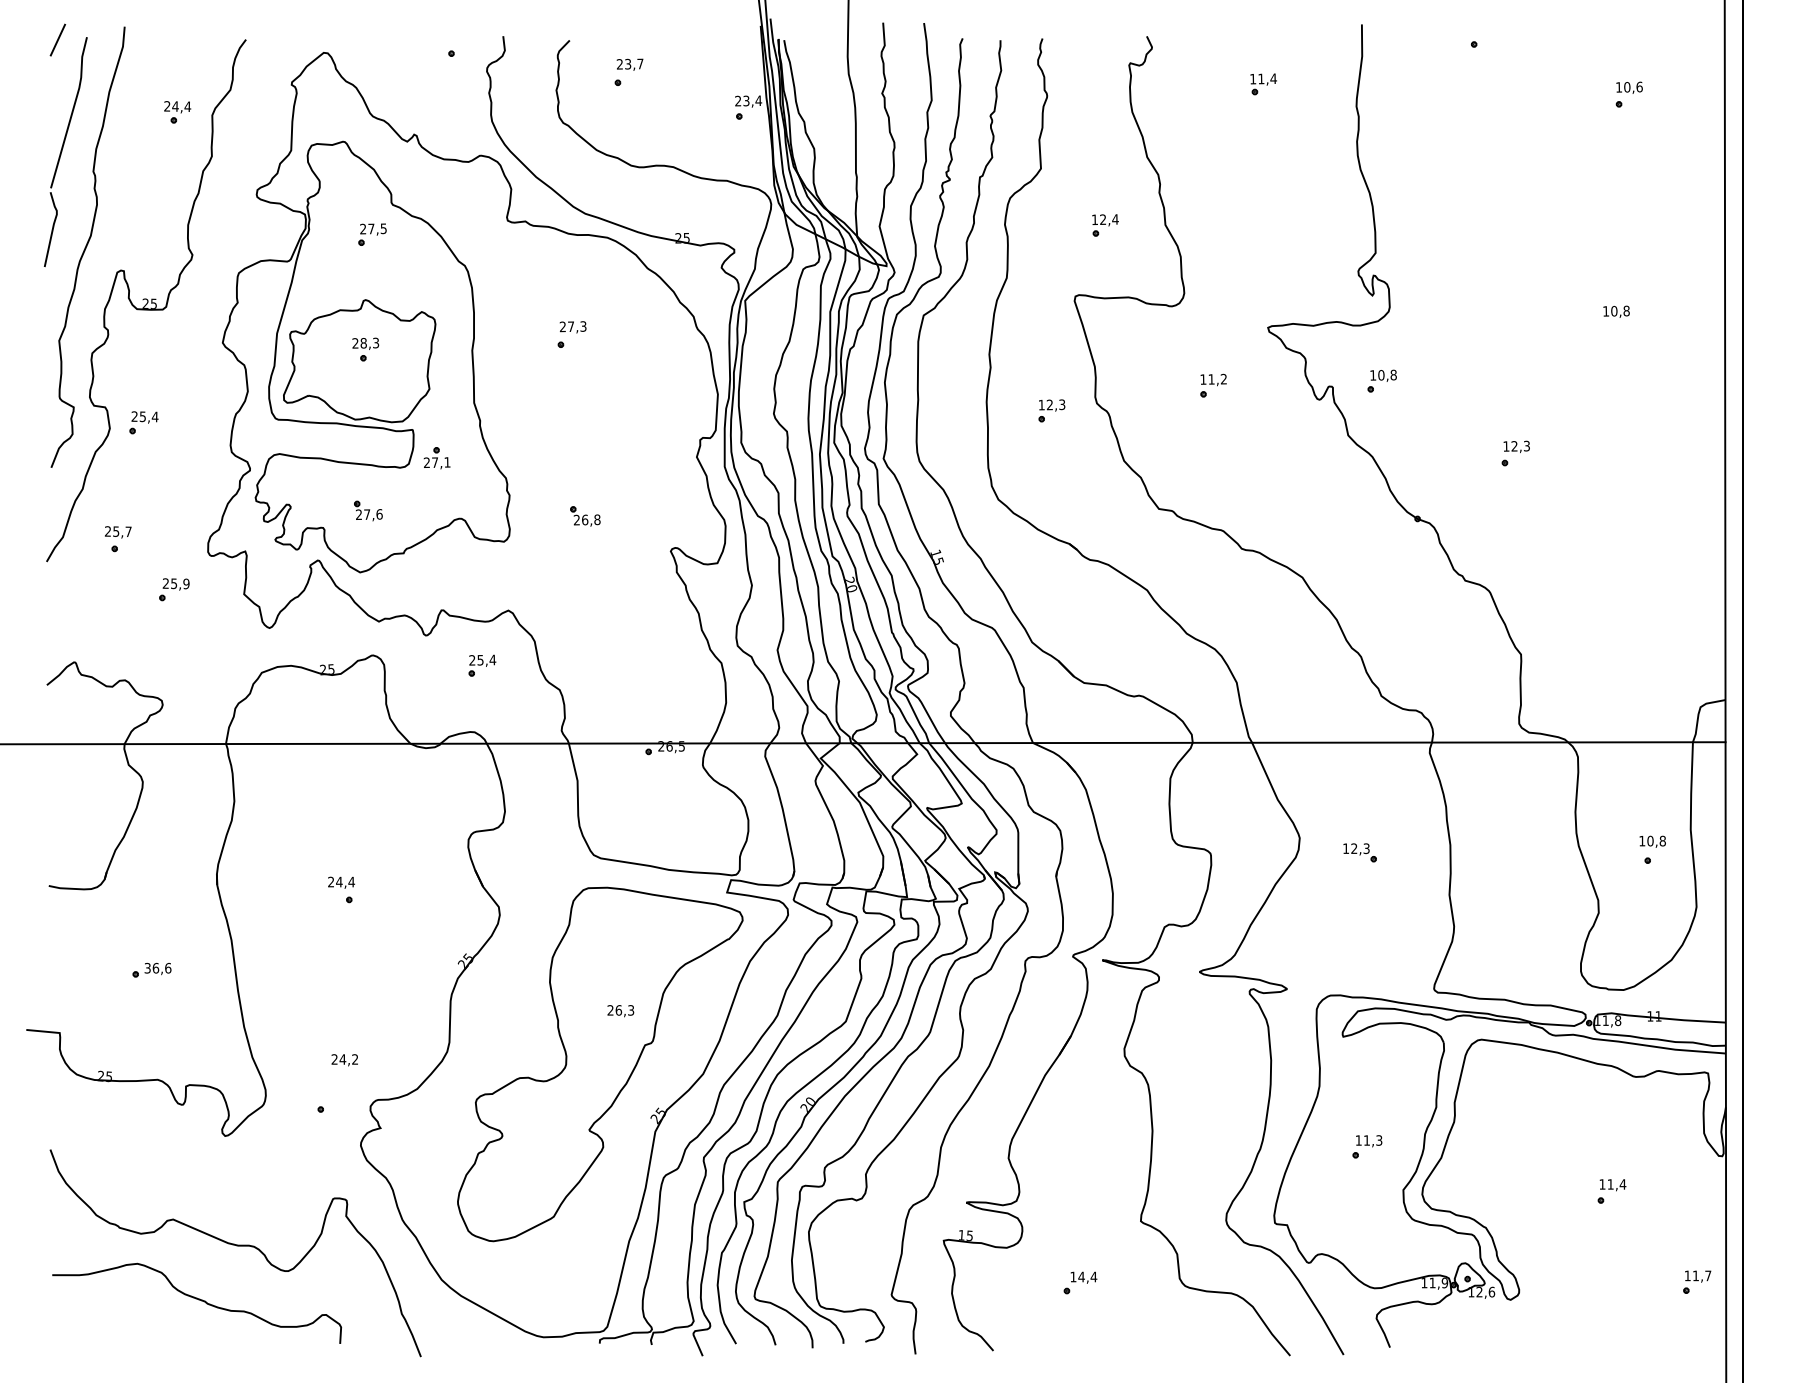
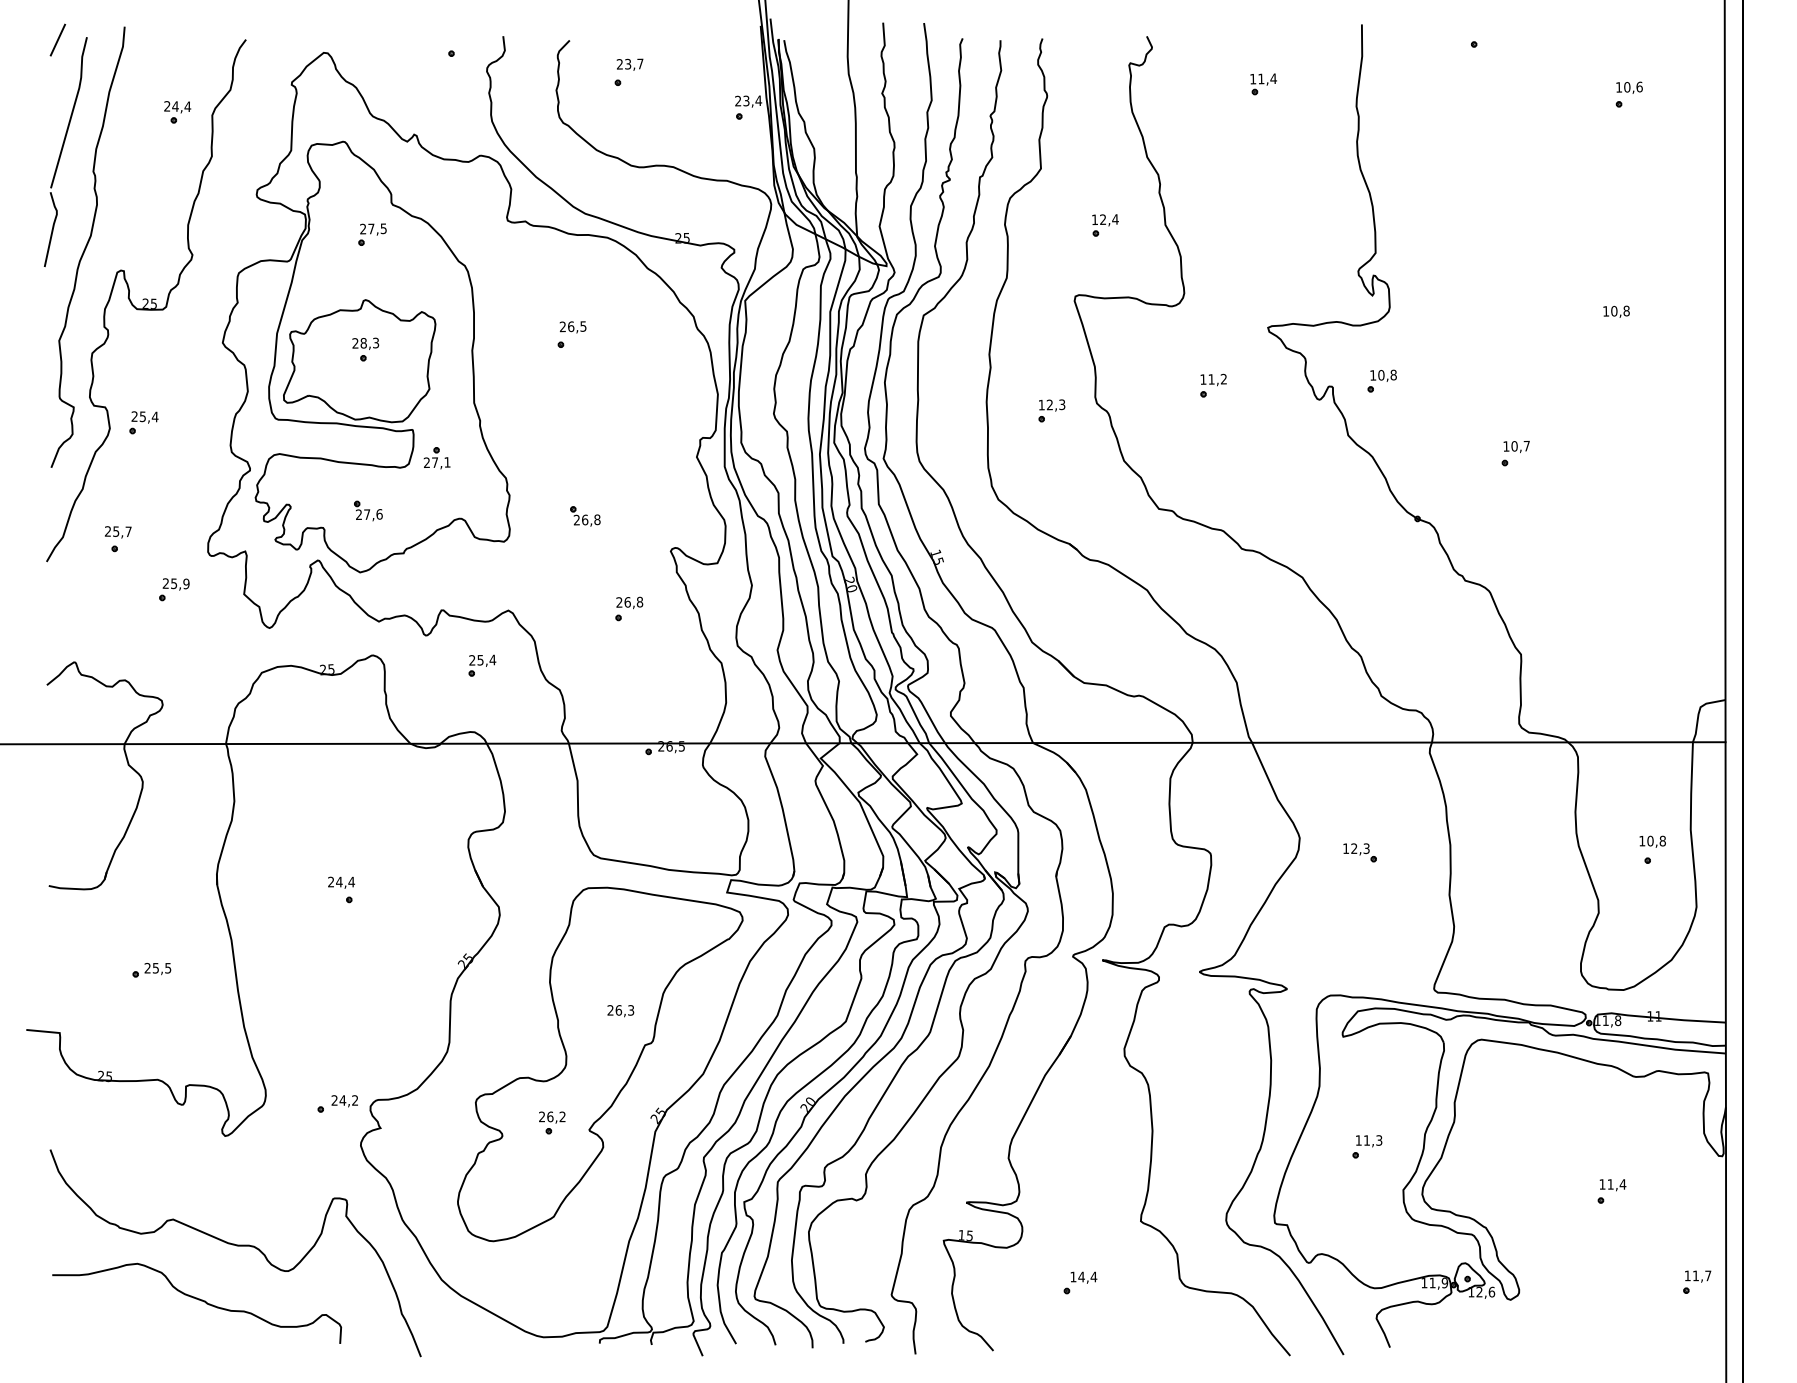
text: 27,3 -> 26,5 (577, 326)
text: 12,3 -> 10,7 (1520, 445)
part: none -> present (629, 608)
text: 36,6 -> 25,5 (157, 967)
text position: (344, 1060) -> (344, 1101) (344, 1101)
part: none -> present (552, 1122)
